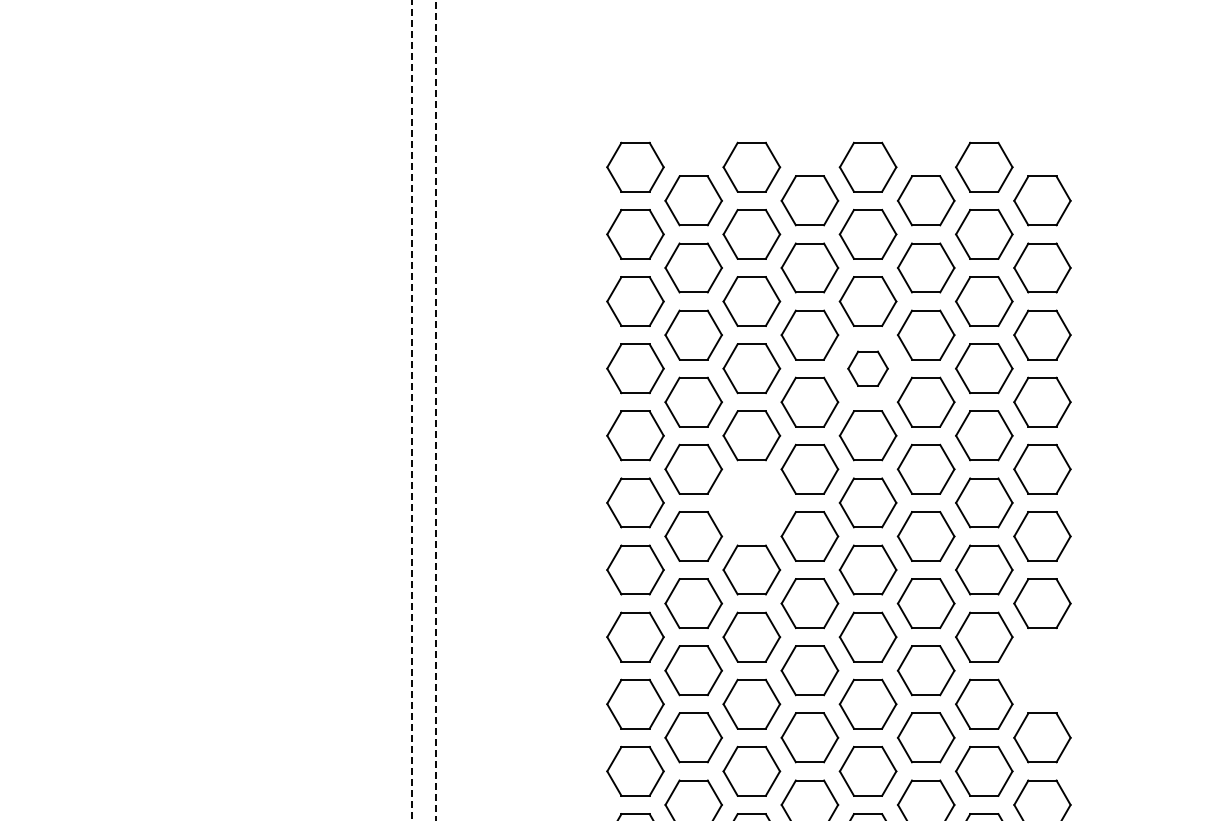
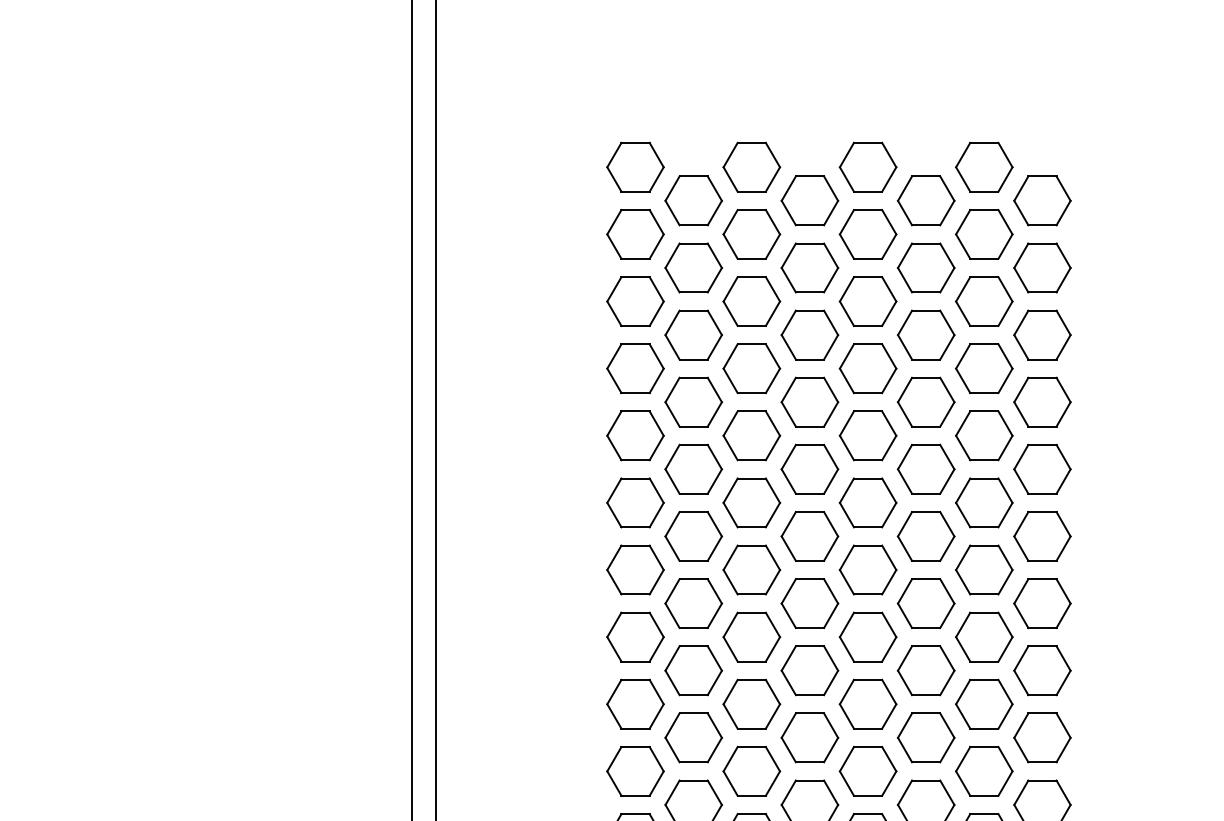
part size: 42x37 px -> 60x52 px (867, 368)
line: dashed -> solid (411, 410)
line: dashed -> solid (436, 410)
part: none -> present (751, 502)
part: none -> present (1042, 670)
